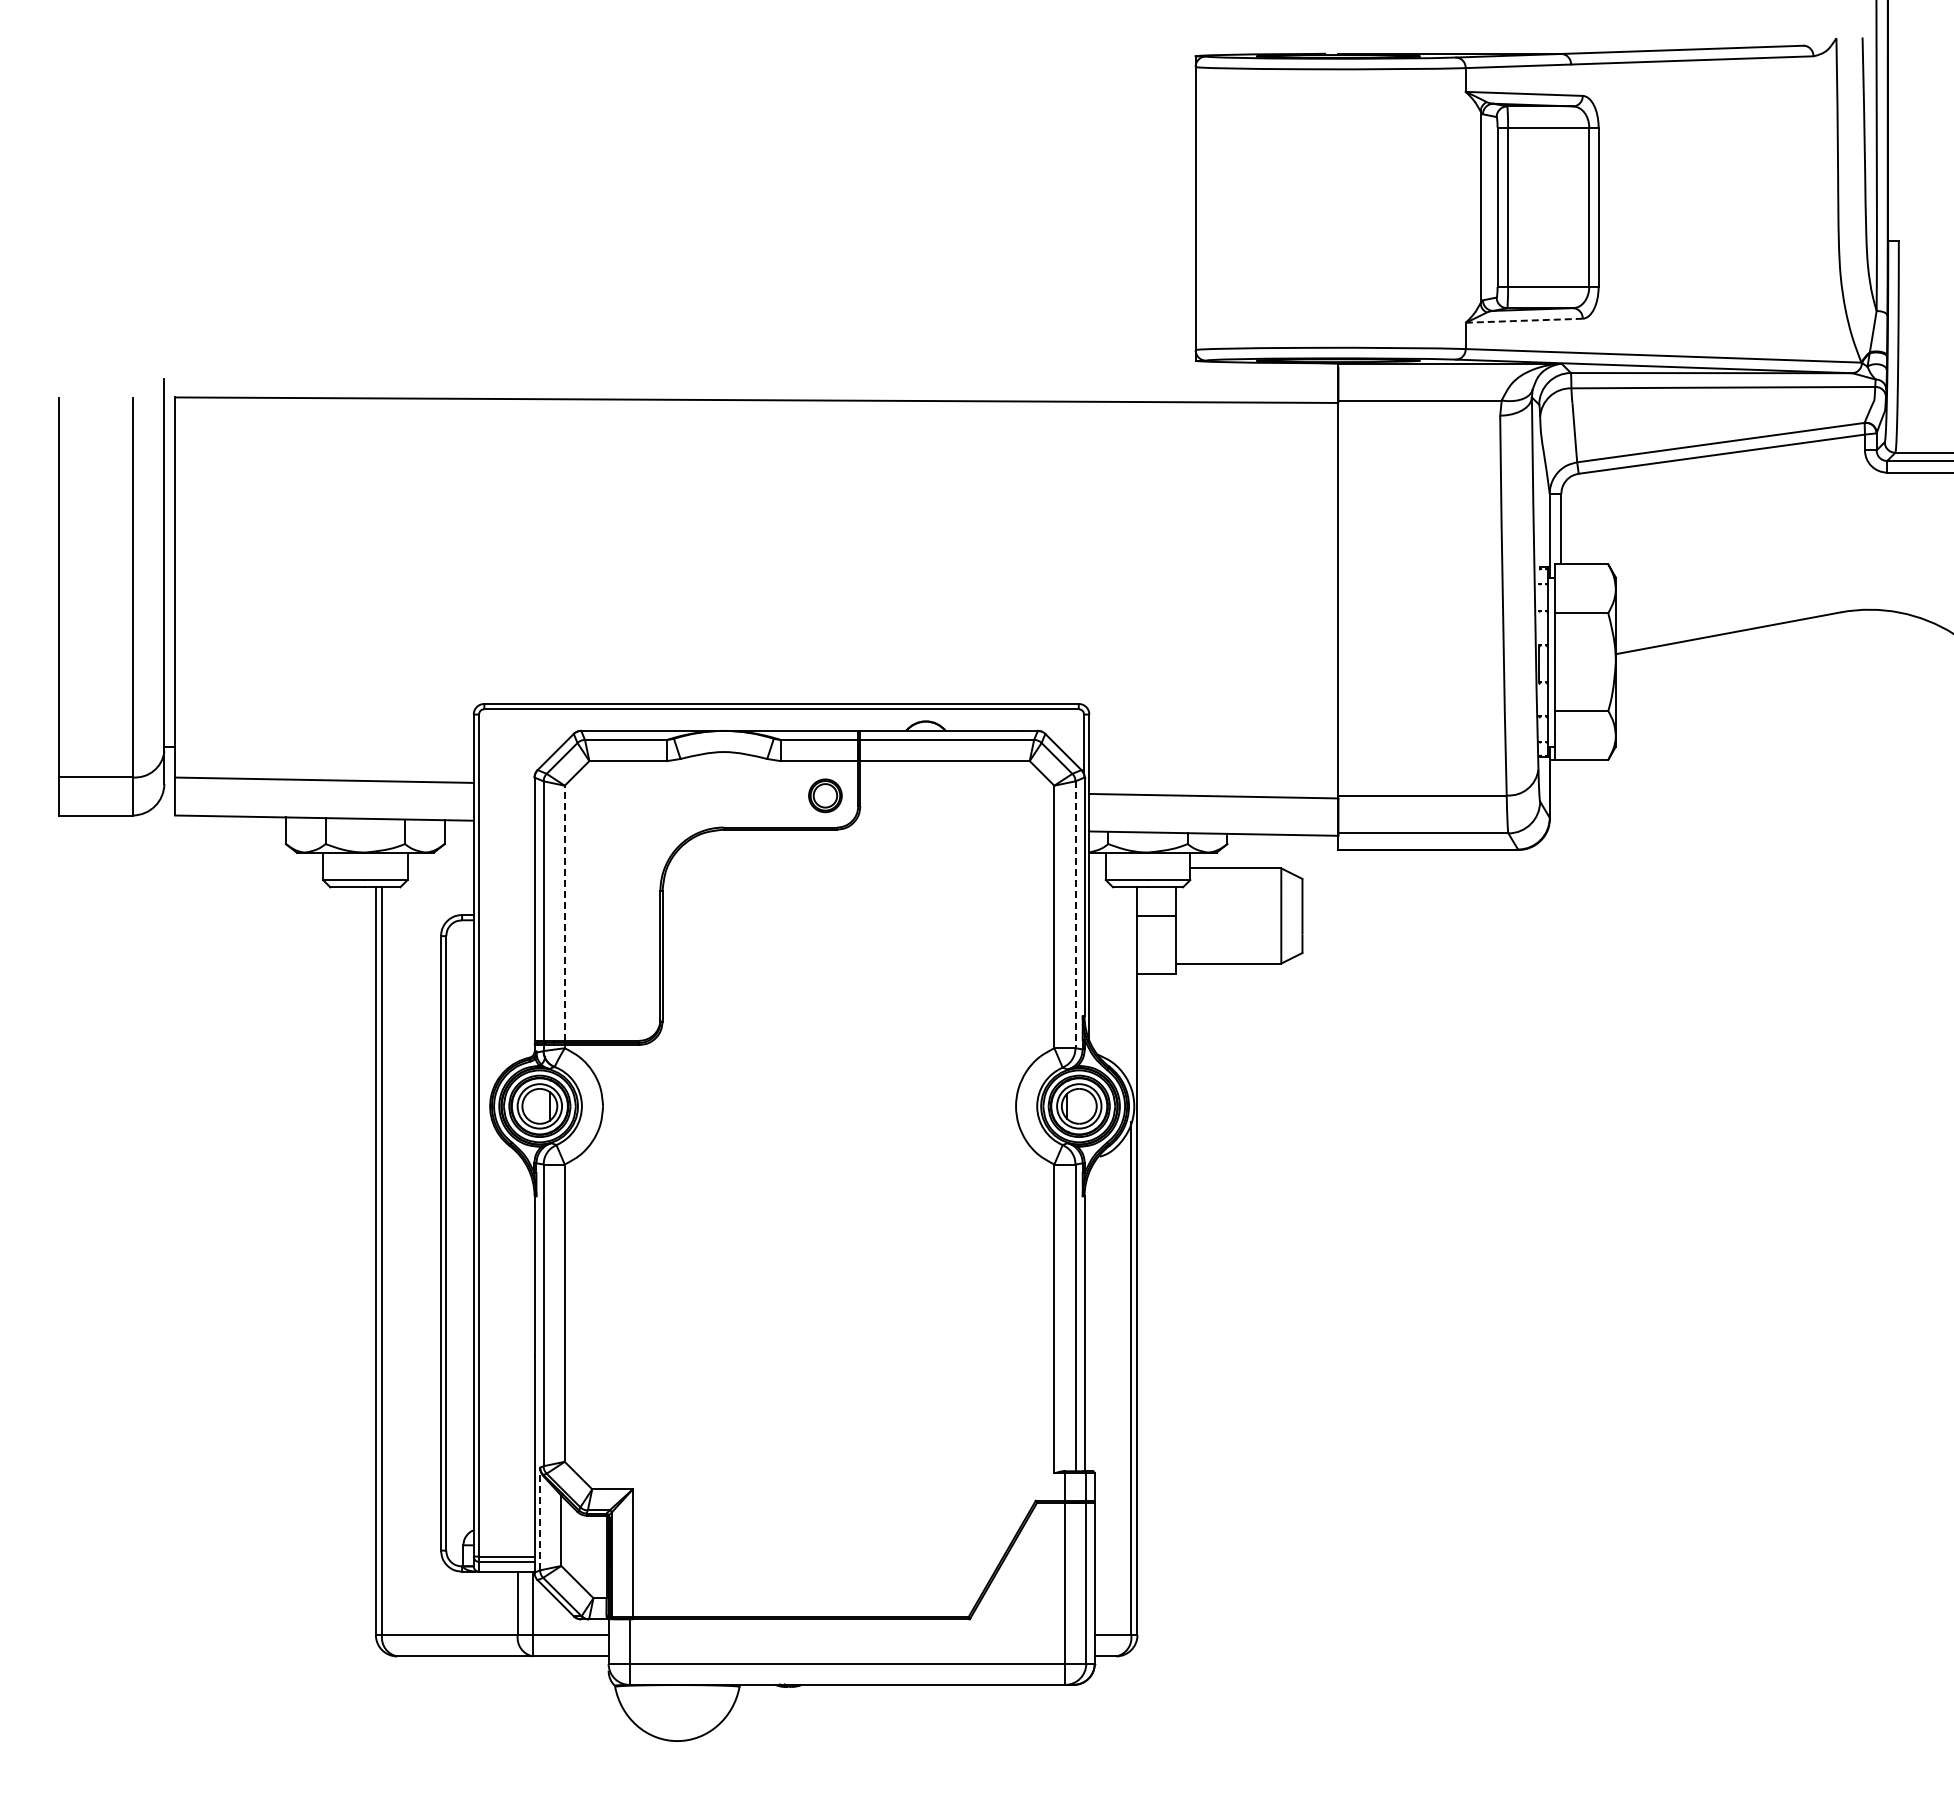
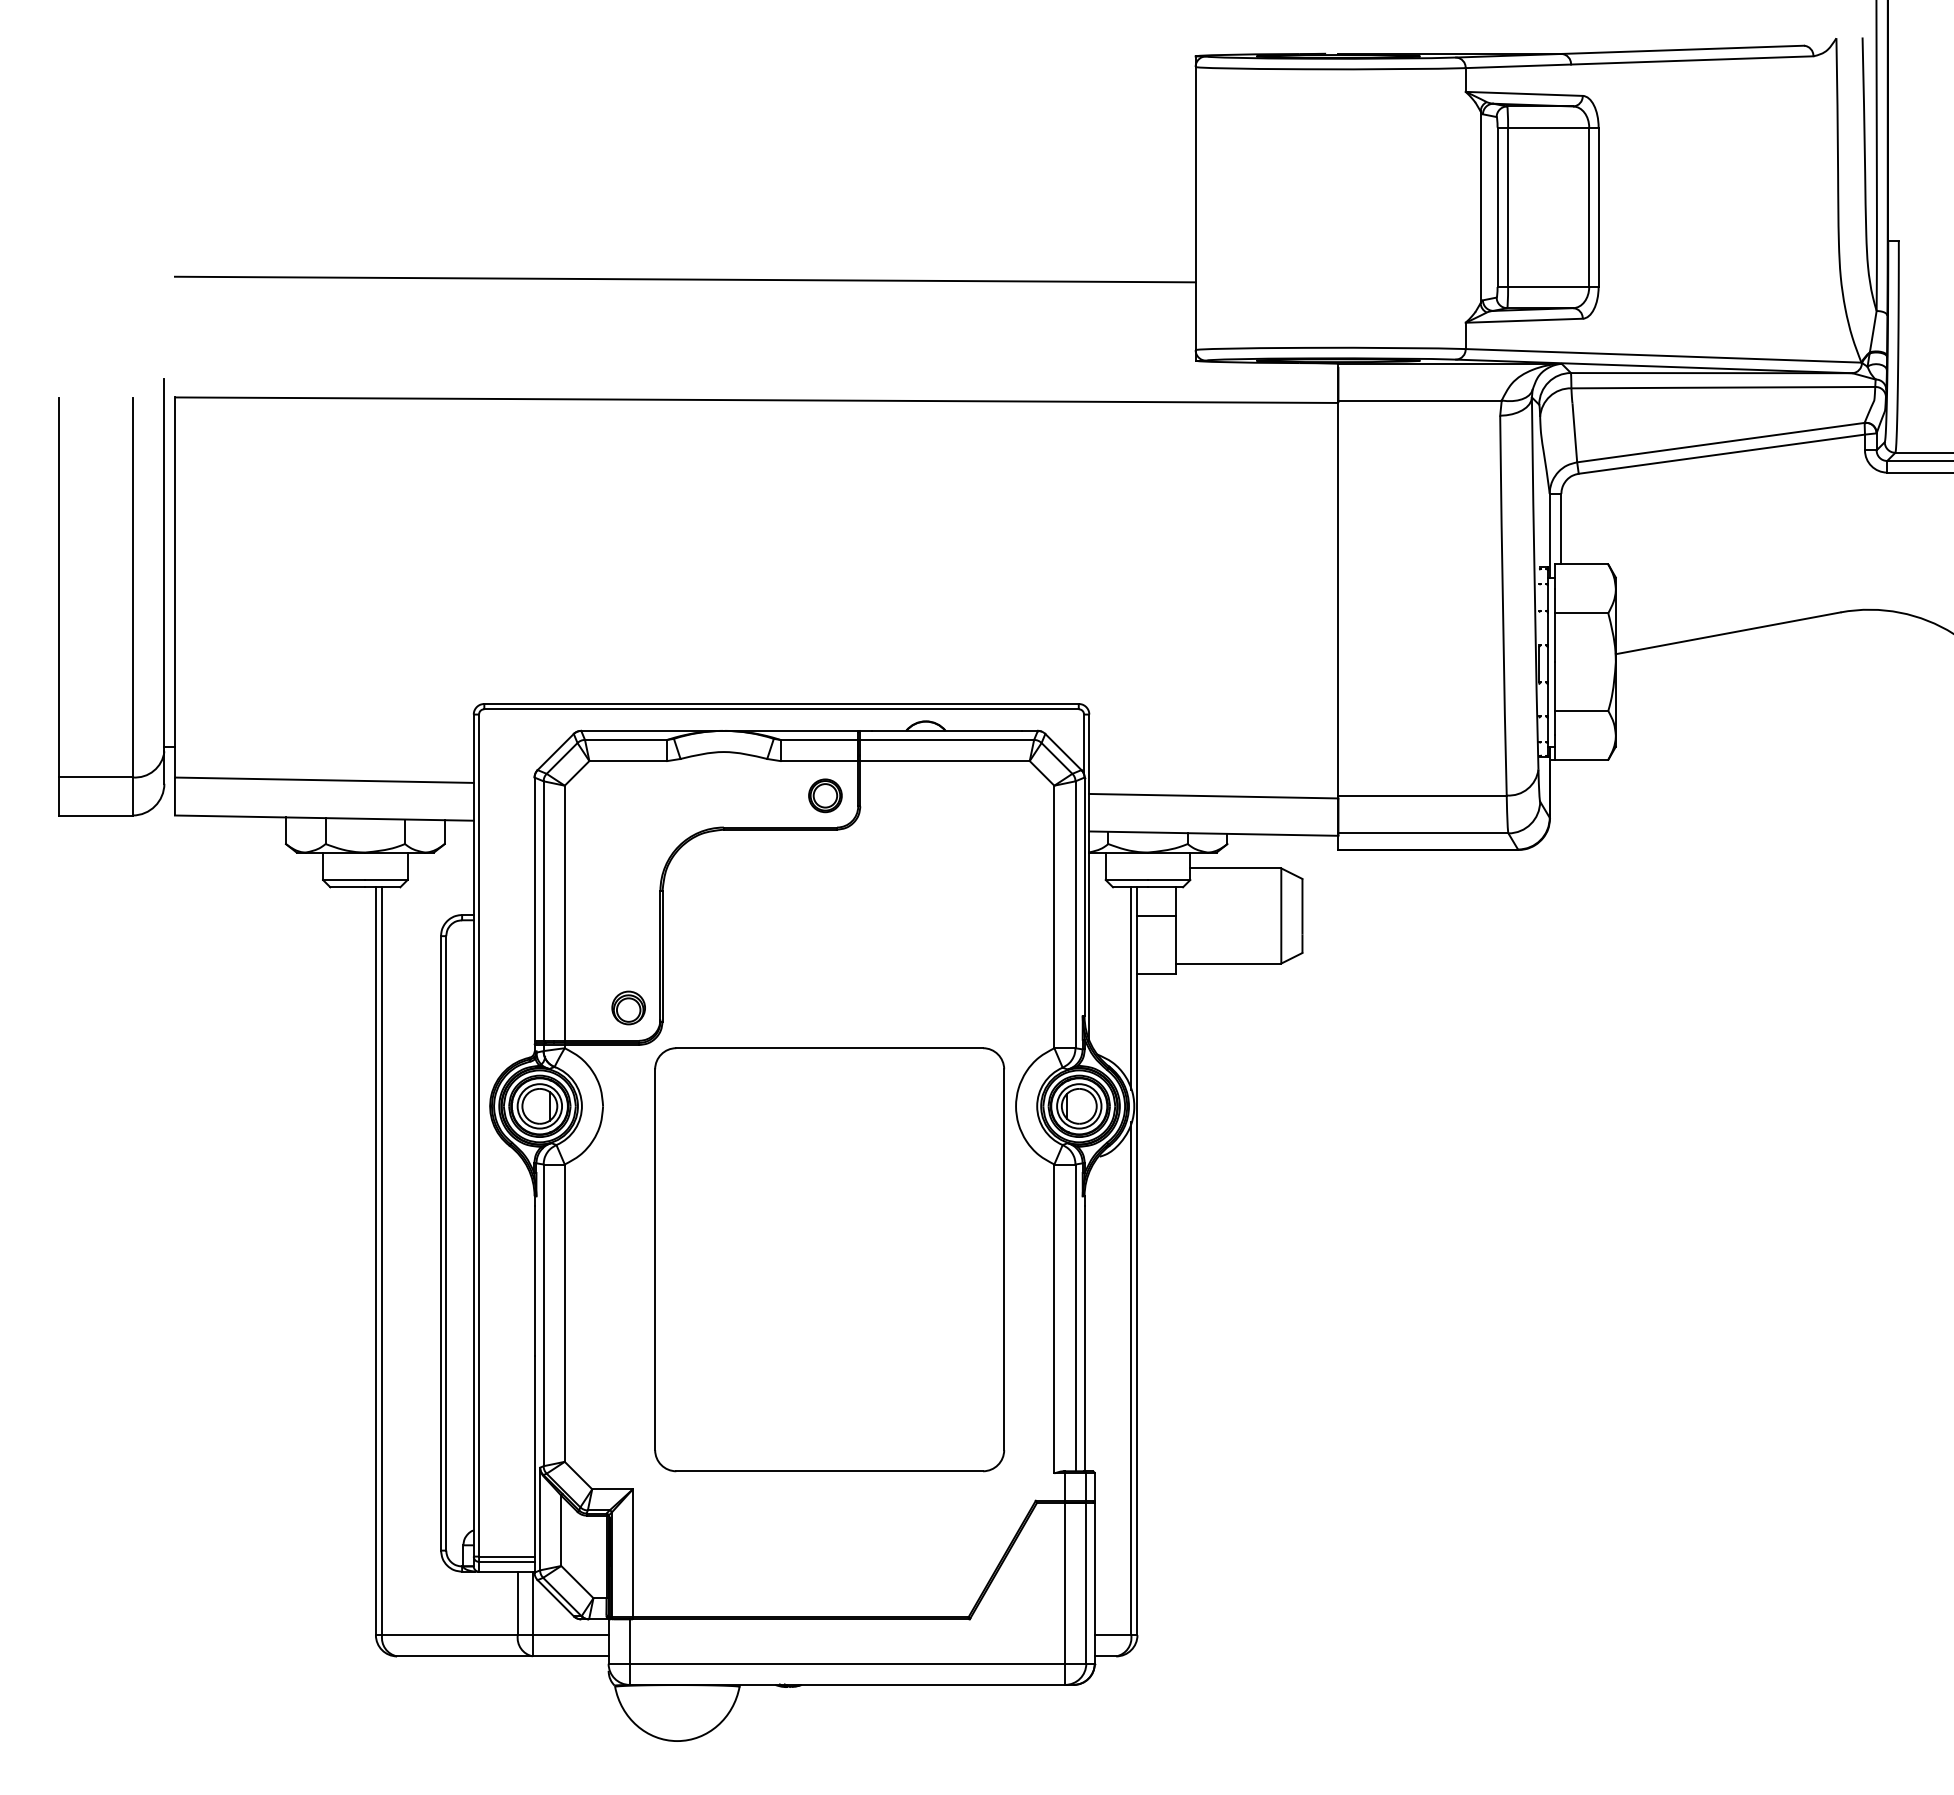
line: none -> present (684, 279)
line: dashed -> solid (1524, 320)
line: dashed -> solid (564, 913)
line: dashed -> solid (1075, 915)
line: none -> present (1131, 988)
part: none -> present (628, 1007)
part: none -> present (829, 1259)
line: dashed -> solid (540, 1518)
